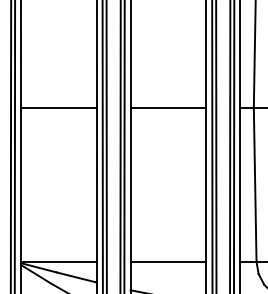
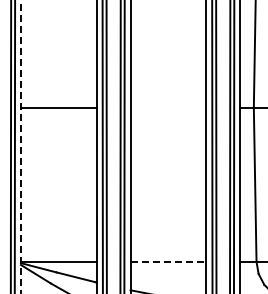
line: present -> none (168, 107)
line: solid -> dashed (21, 147)
line: solid -> dashed (168, 261)
